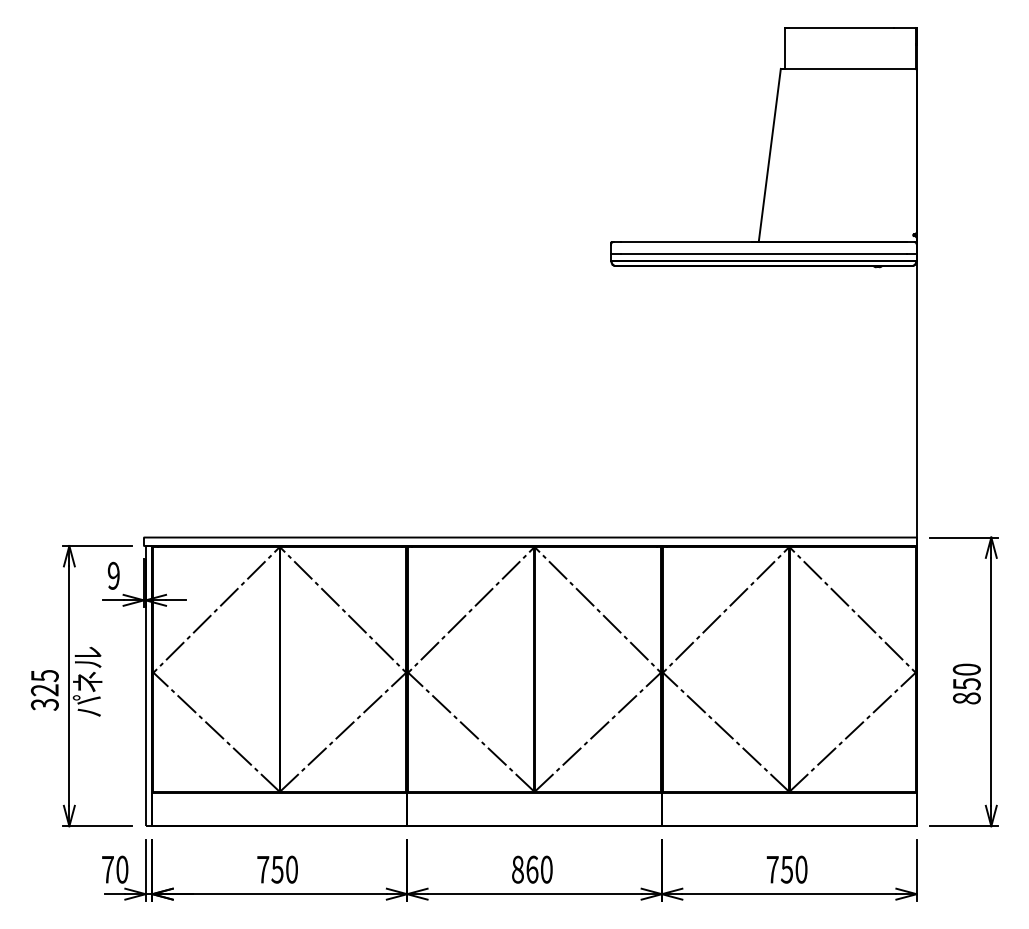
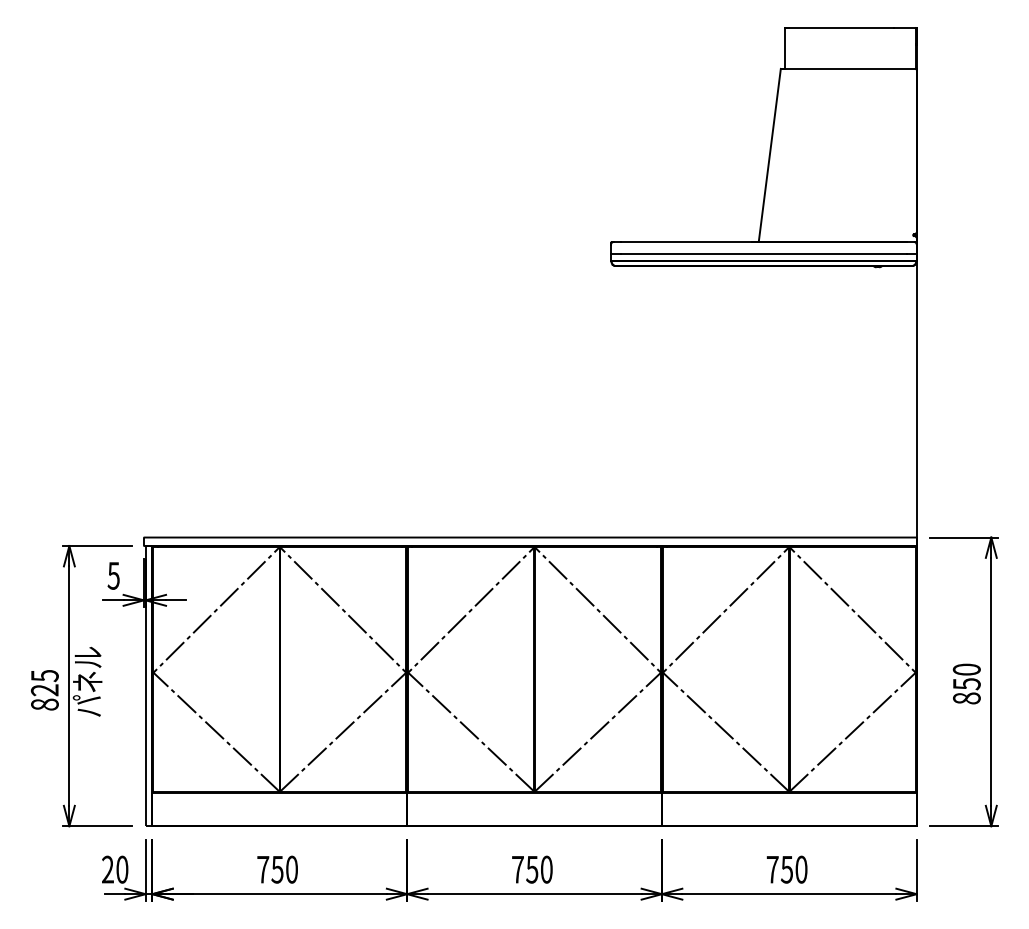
text: 9 -> 5 (113, 575)
text: 325 -> 825 (44, 704)
text: 70 -> 20 (107, 869)
text: 860 -> 750 (525, 869)
